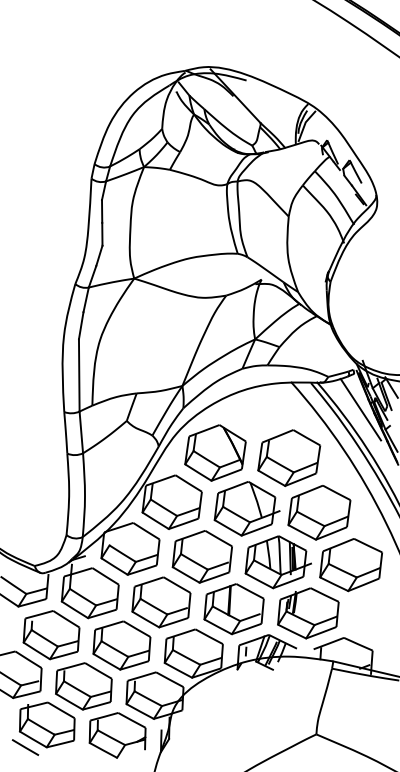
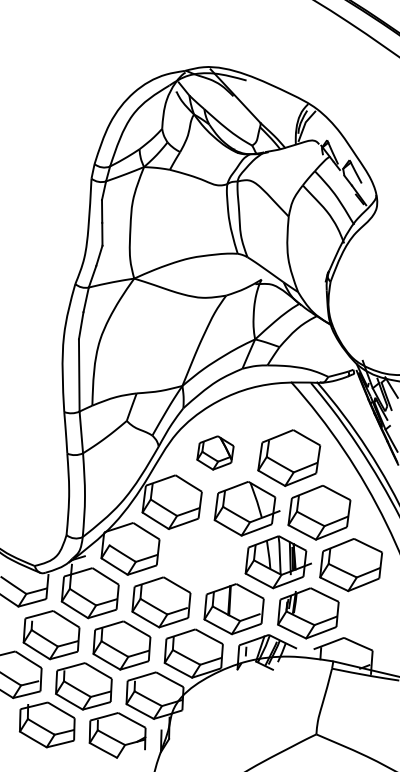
line: present -> none (360, 409)
part size: 63x58 px -> 39x36 px (215, 452)
part: present -> none (201, 556)
line: present -> none (25, 747)
